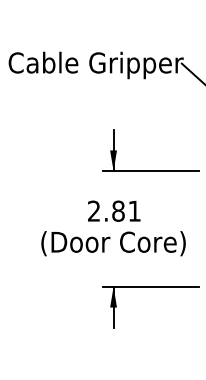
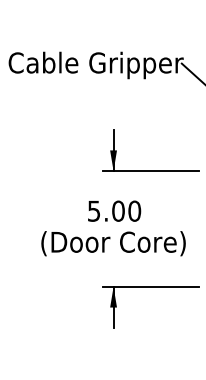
text: 2.81 -> 5.00 (114, 210)
